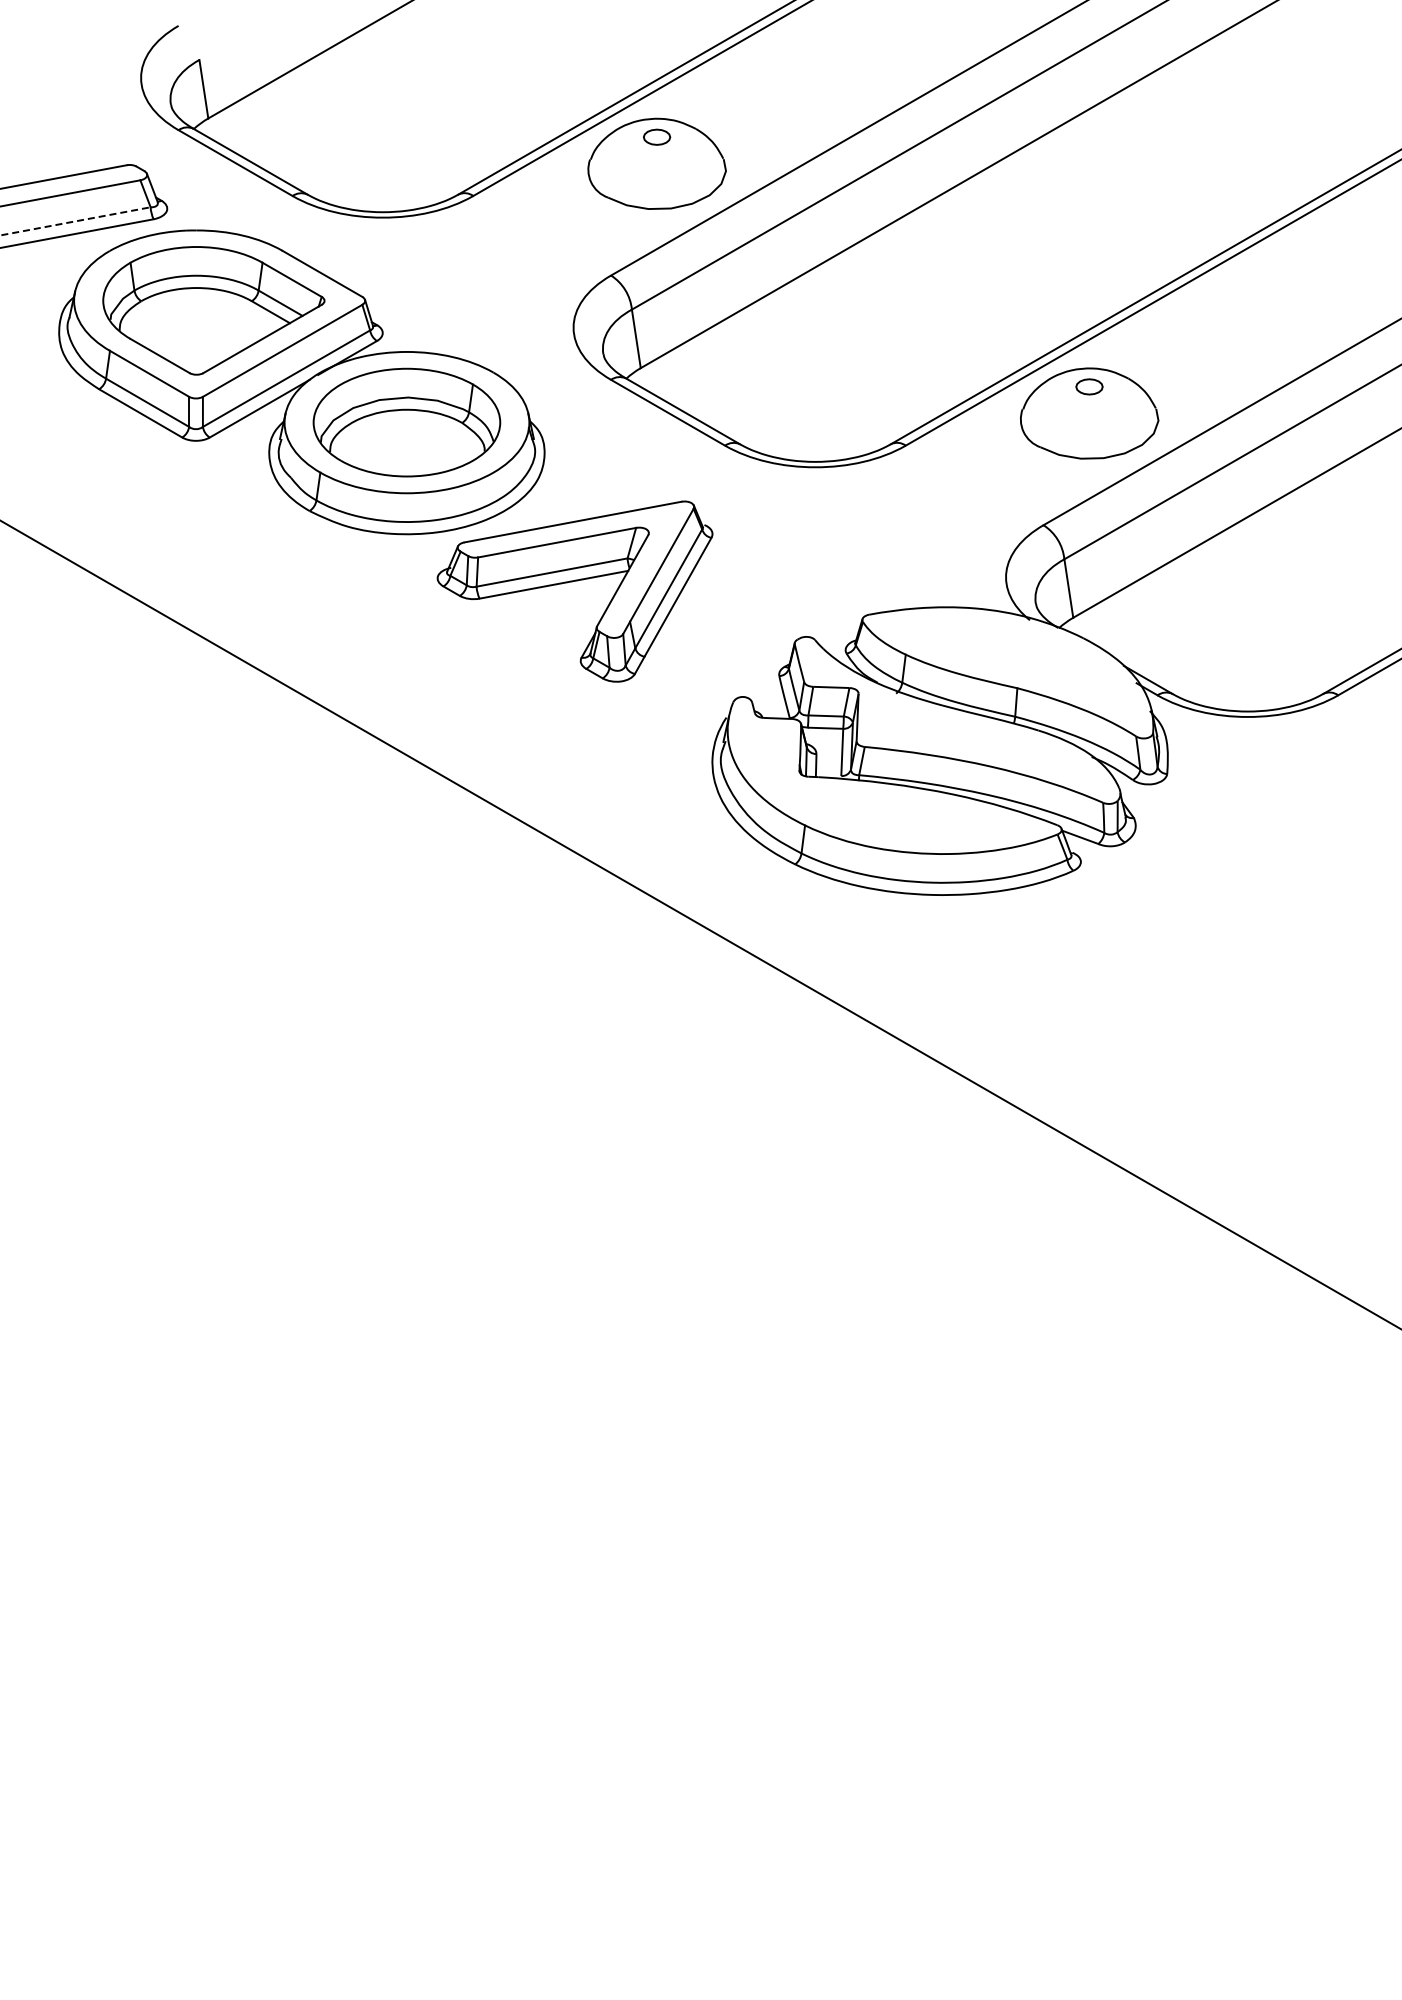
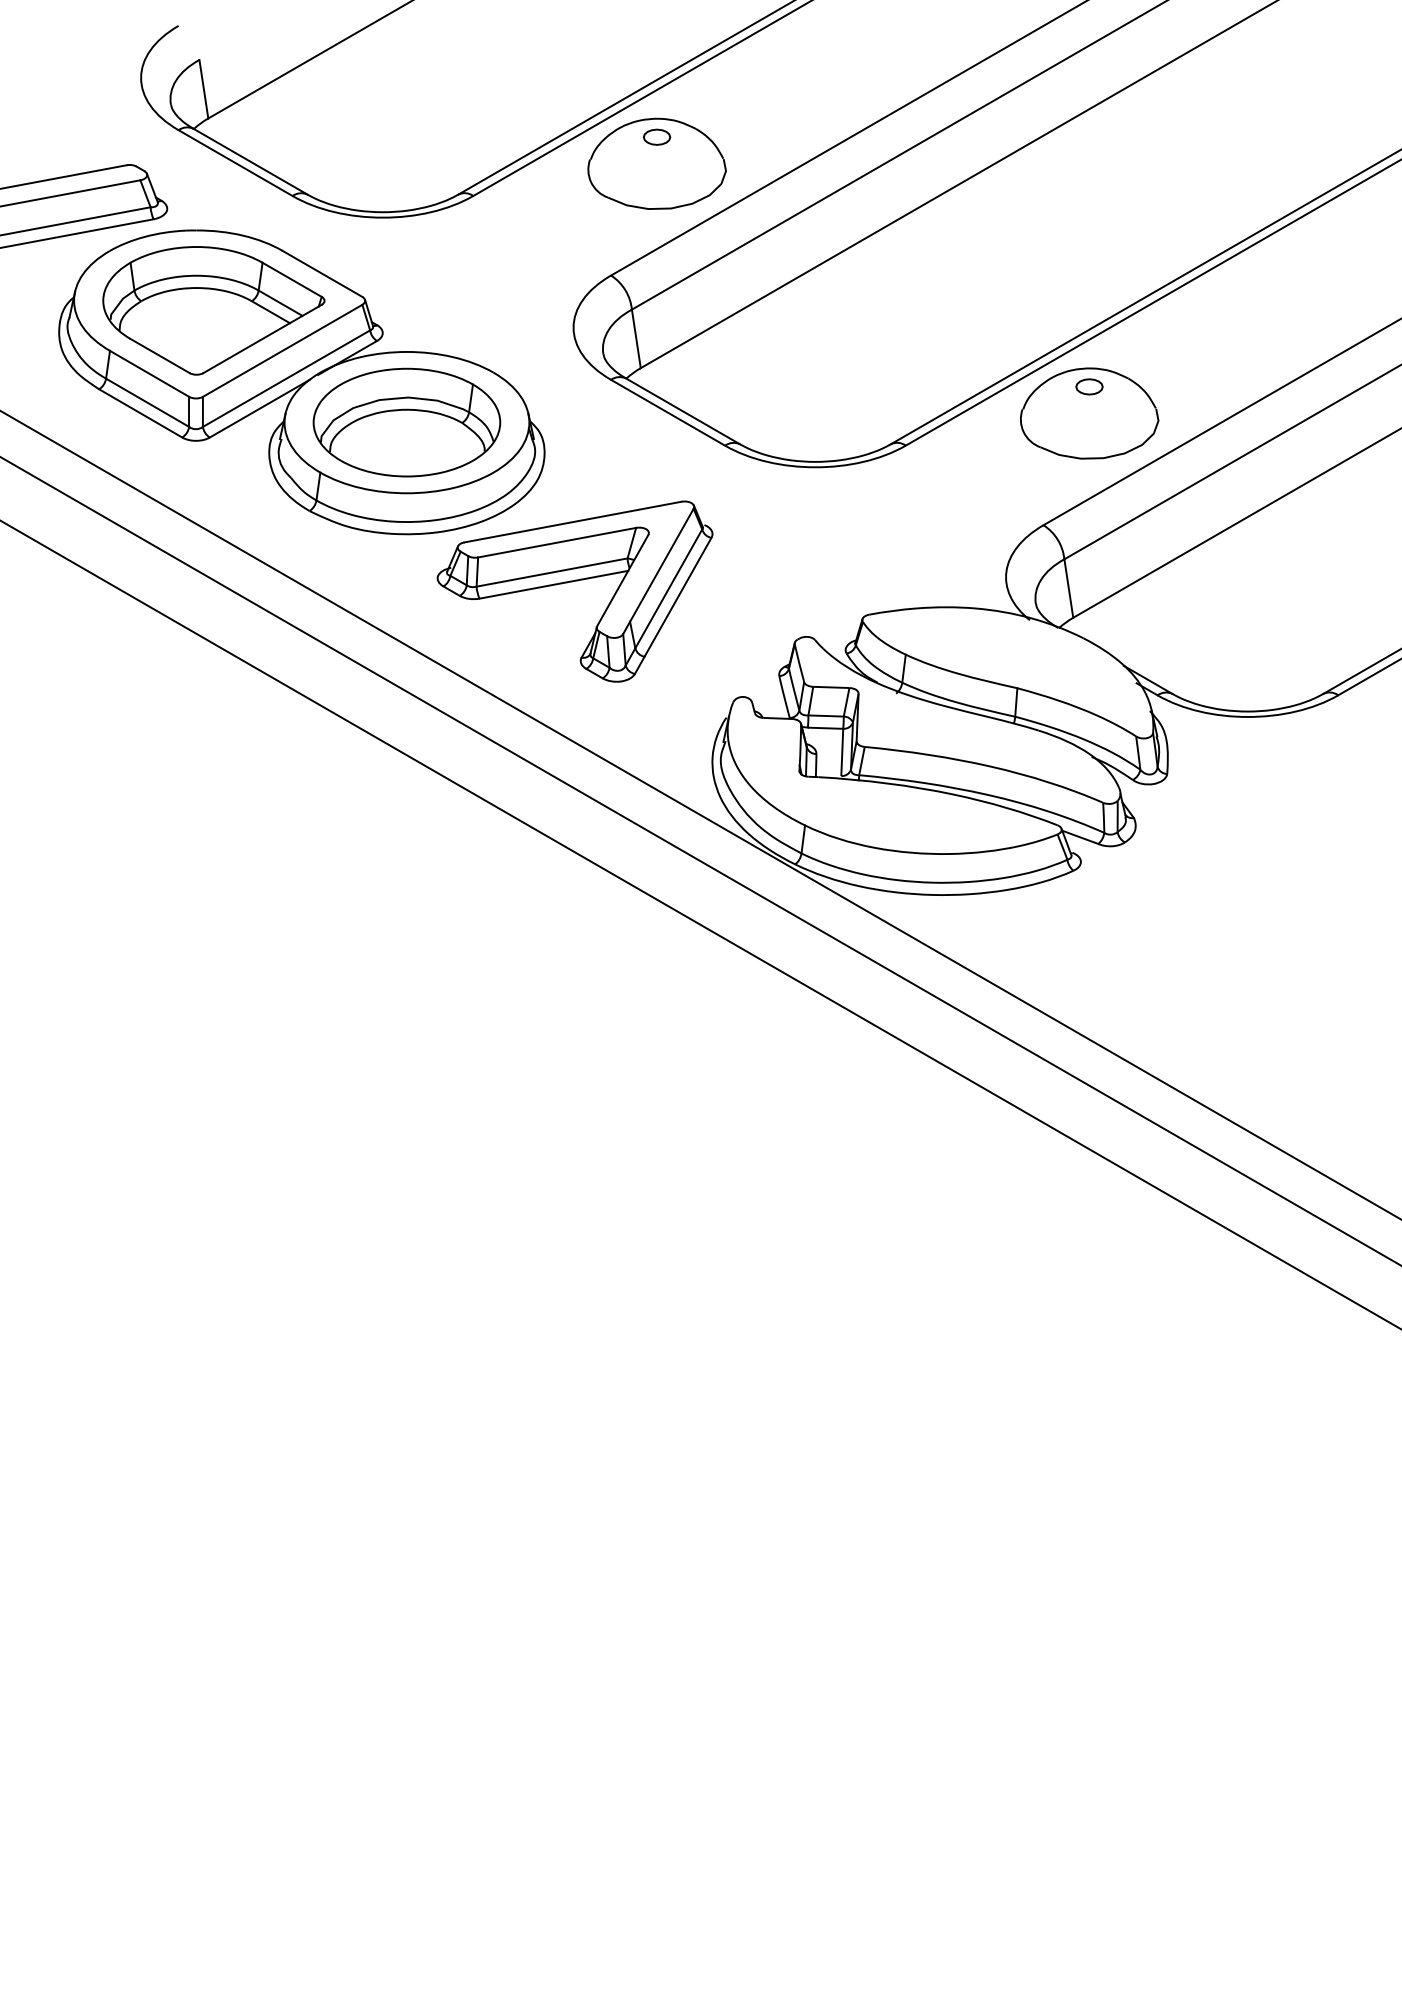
line: dashed -> solid (76, 221)
line: none -> present (700, 814)
line: none -> present (700, 861)
